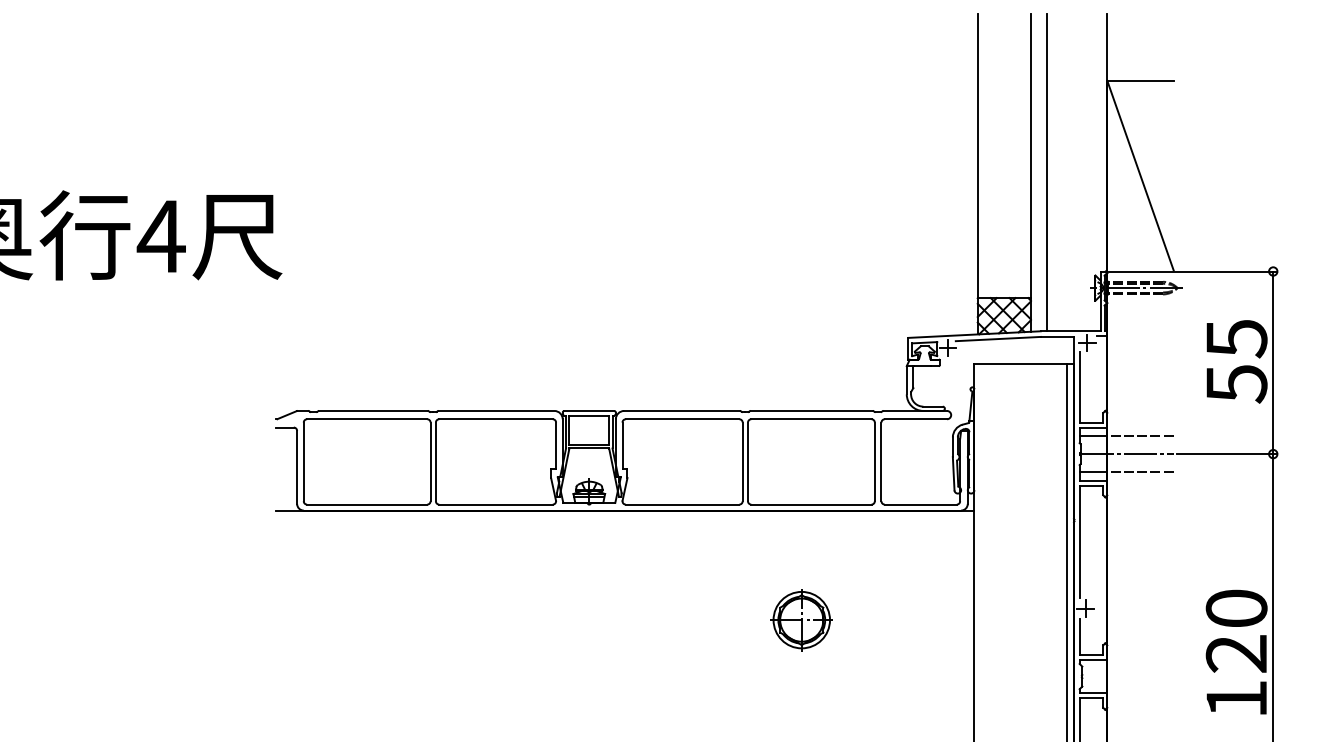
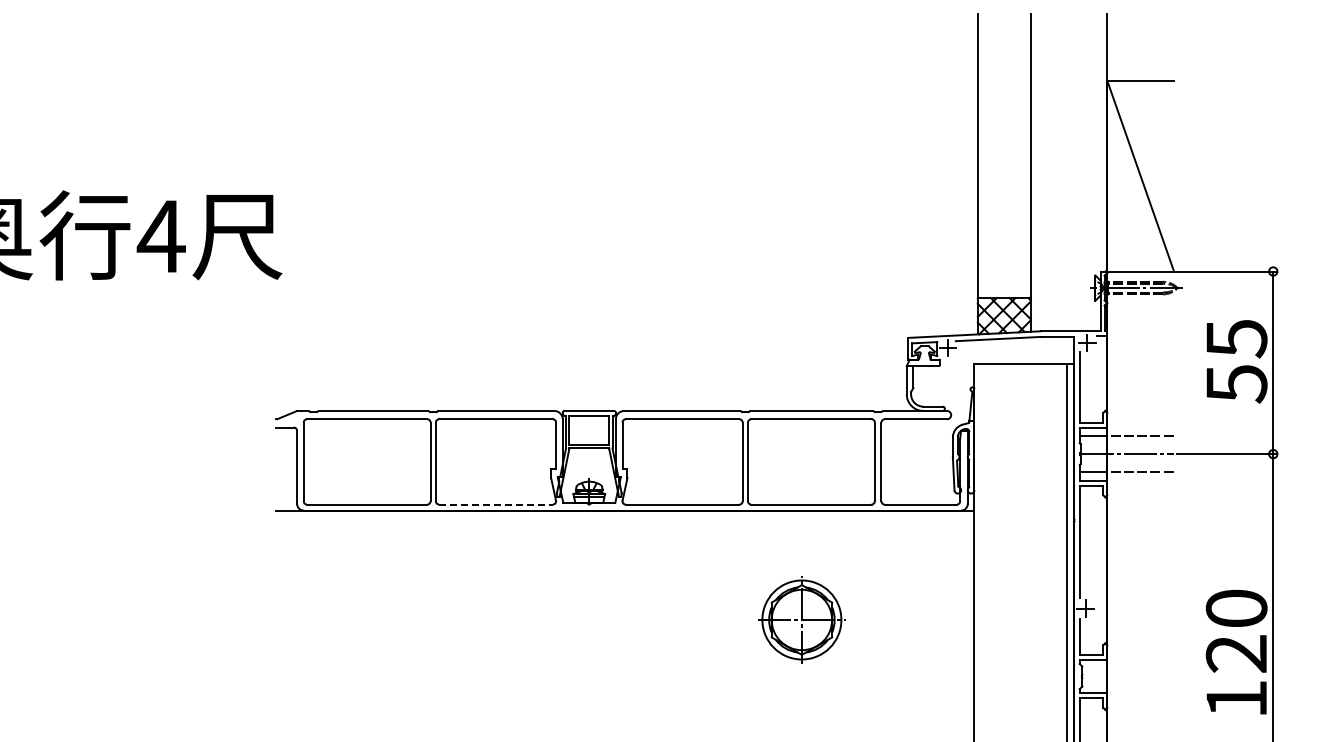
line: present -> none (1047, 172)
line: solid -> dashed (496, 504)
part size: 63x63 px -> 88x88 px (801, 619)
